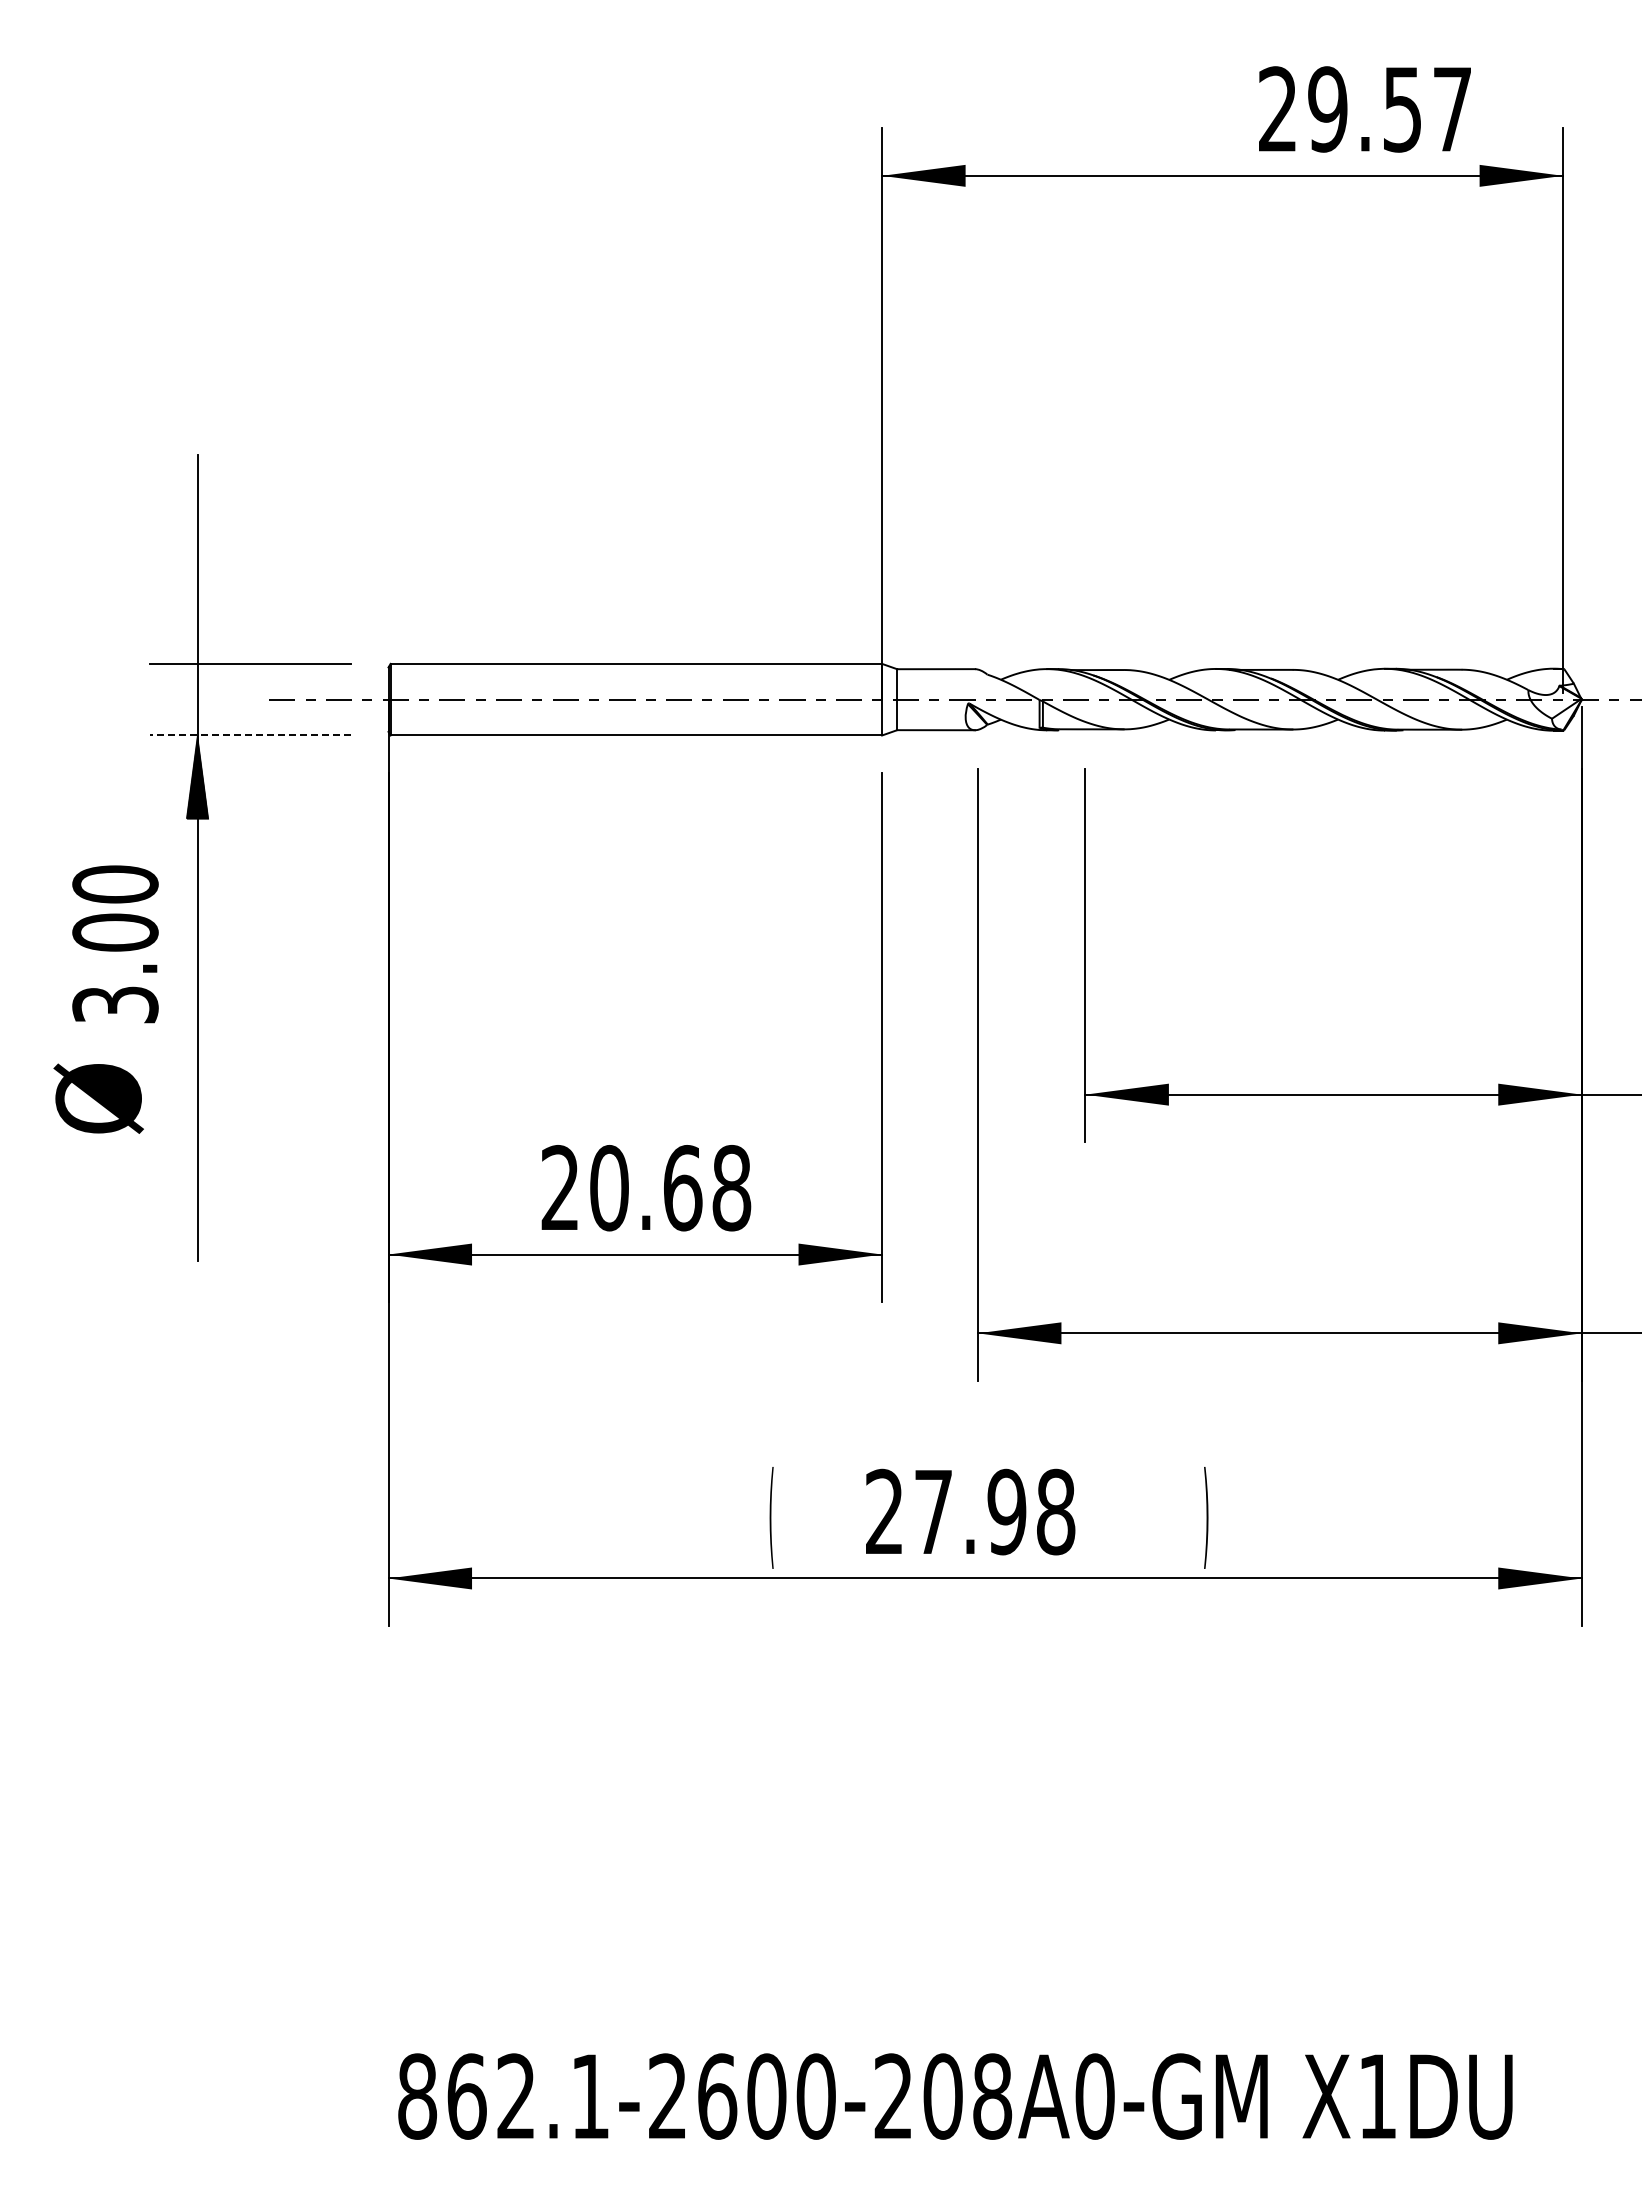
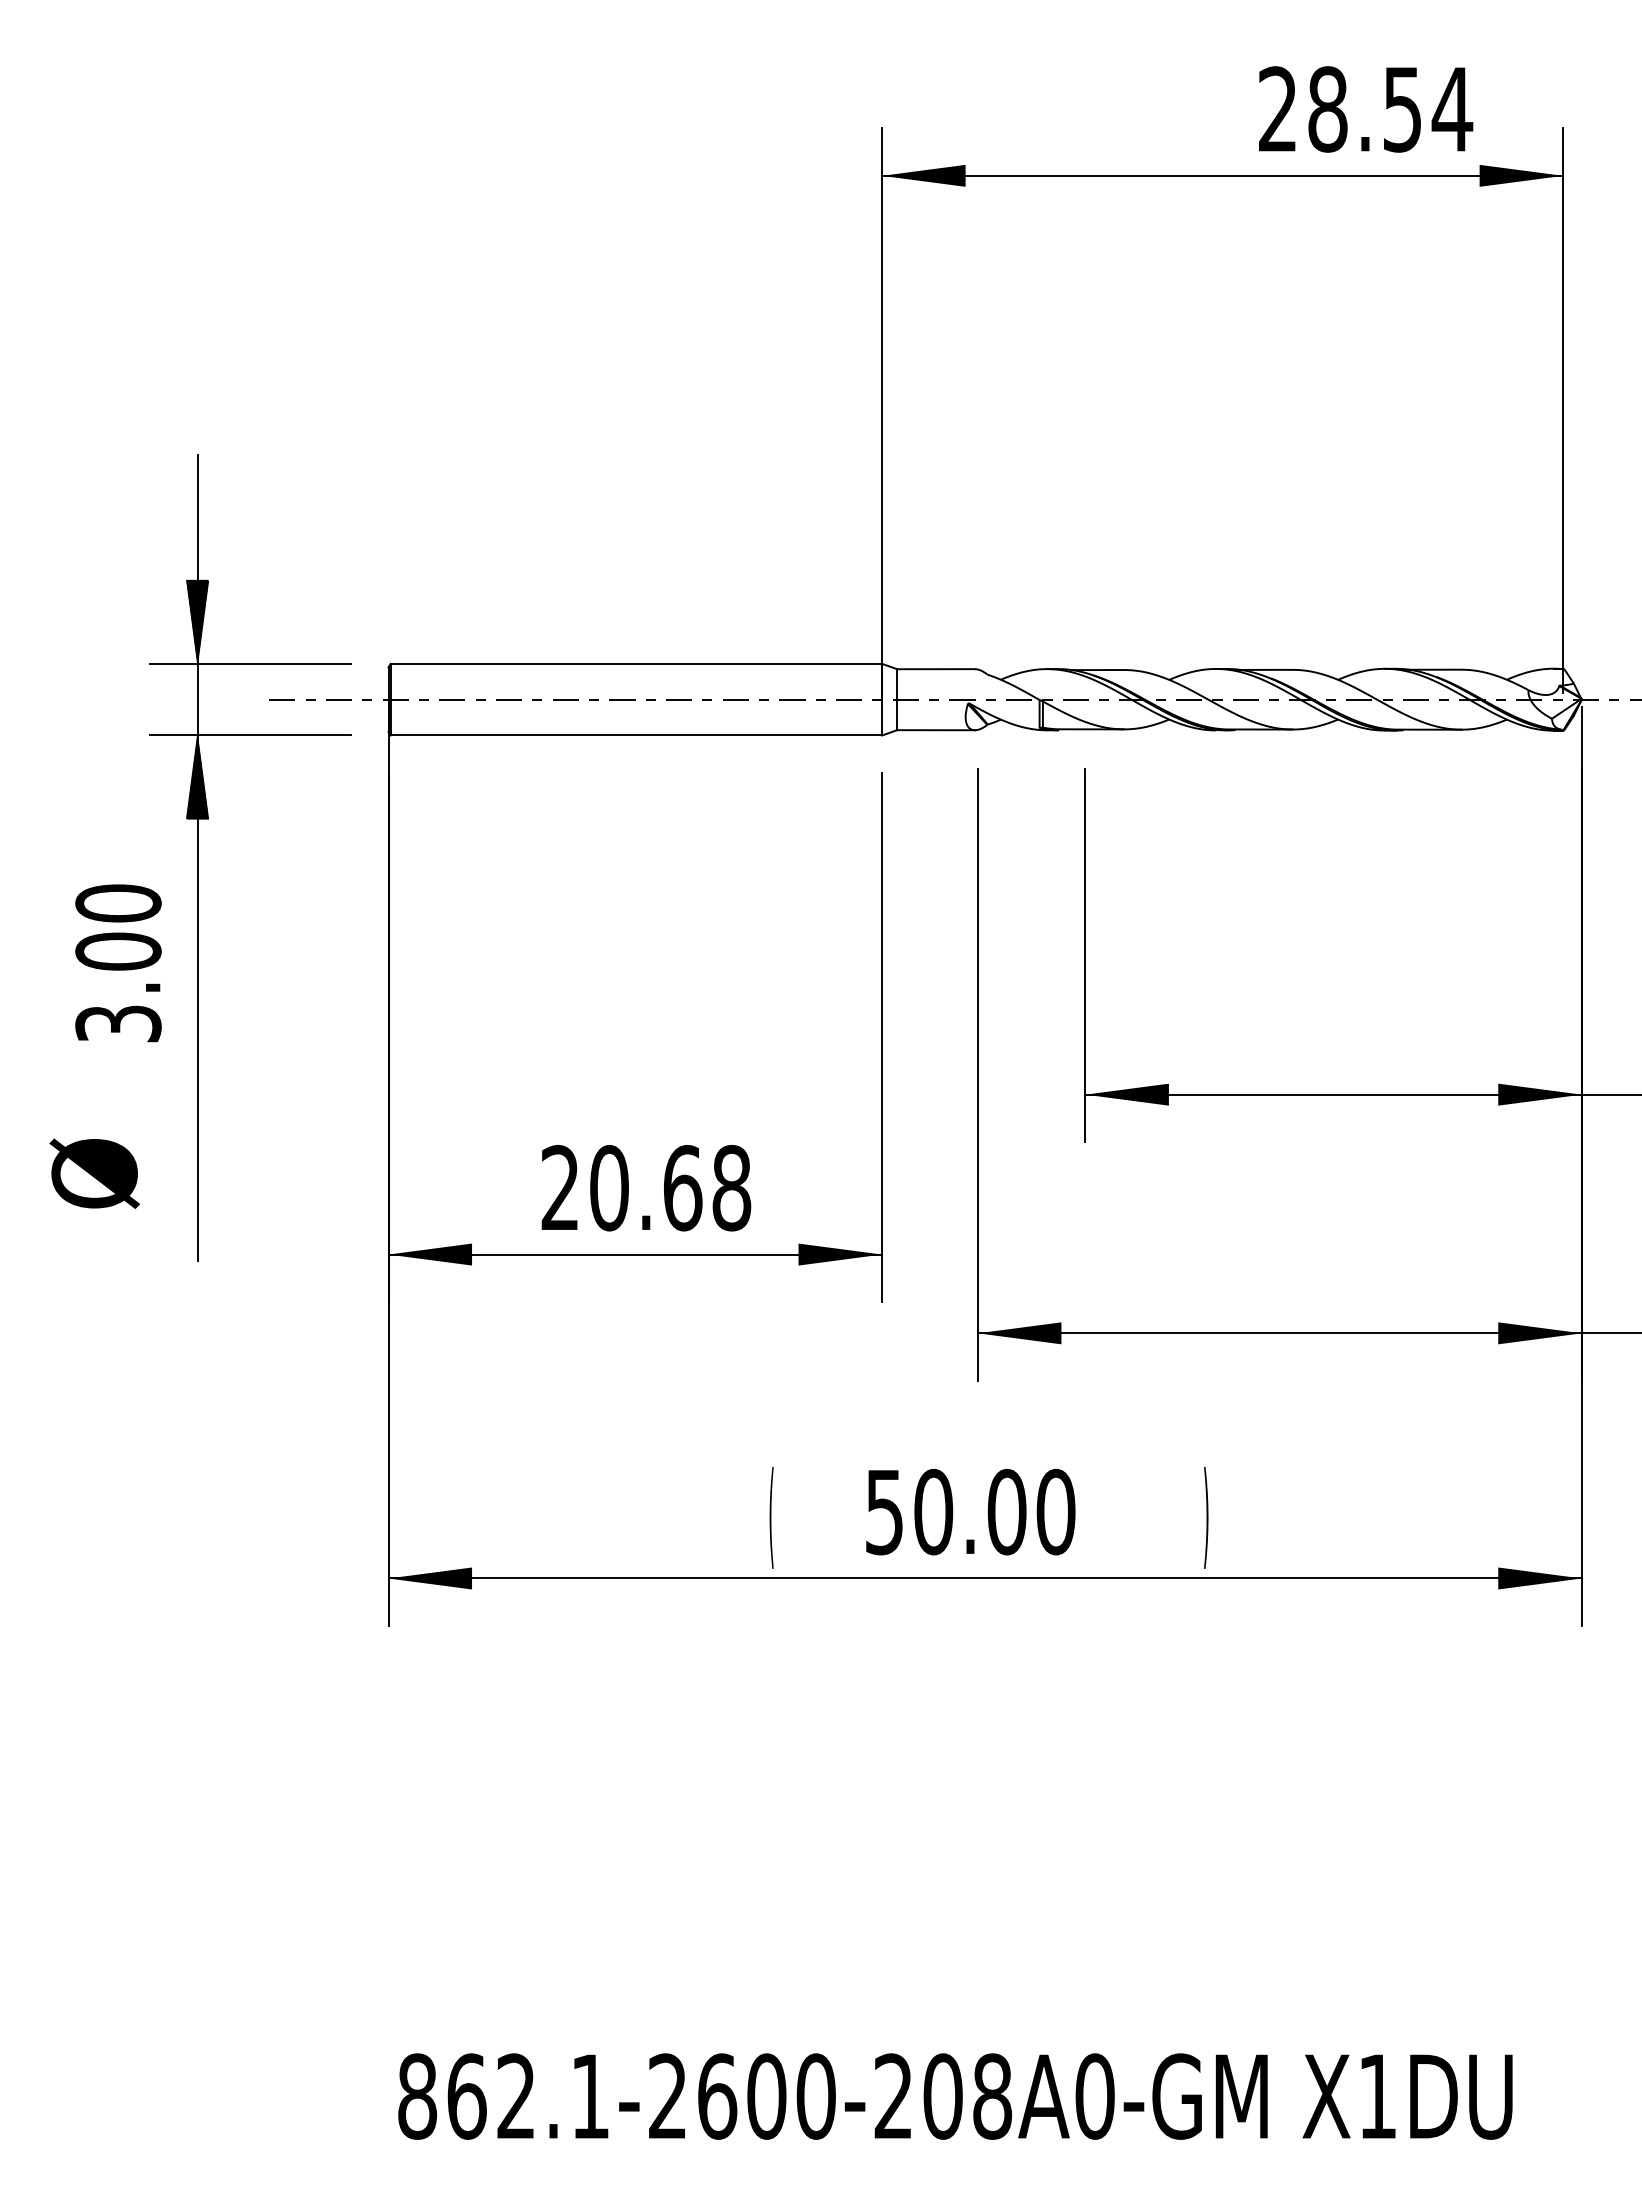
text: 29.57 -> 28.54 (1390, 109)
hatch: none -> present (197, 621)
line: dashed -> solid (249, 735)
text position: (115, 944) -> (118, 963) (118, 963)
text position: (98, 1098) -> (94, 1173) (94, 1173)
text: 27.98 -> 50.00 (970, 1511)
